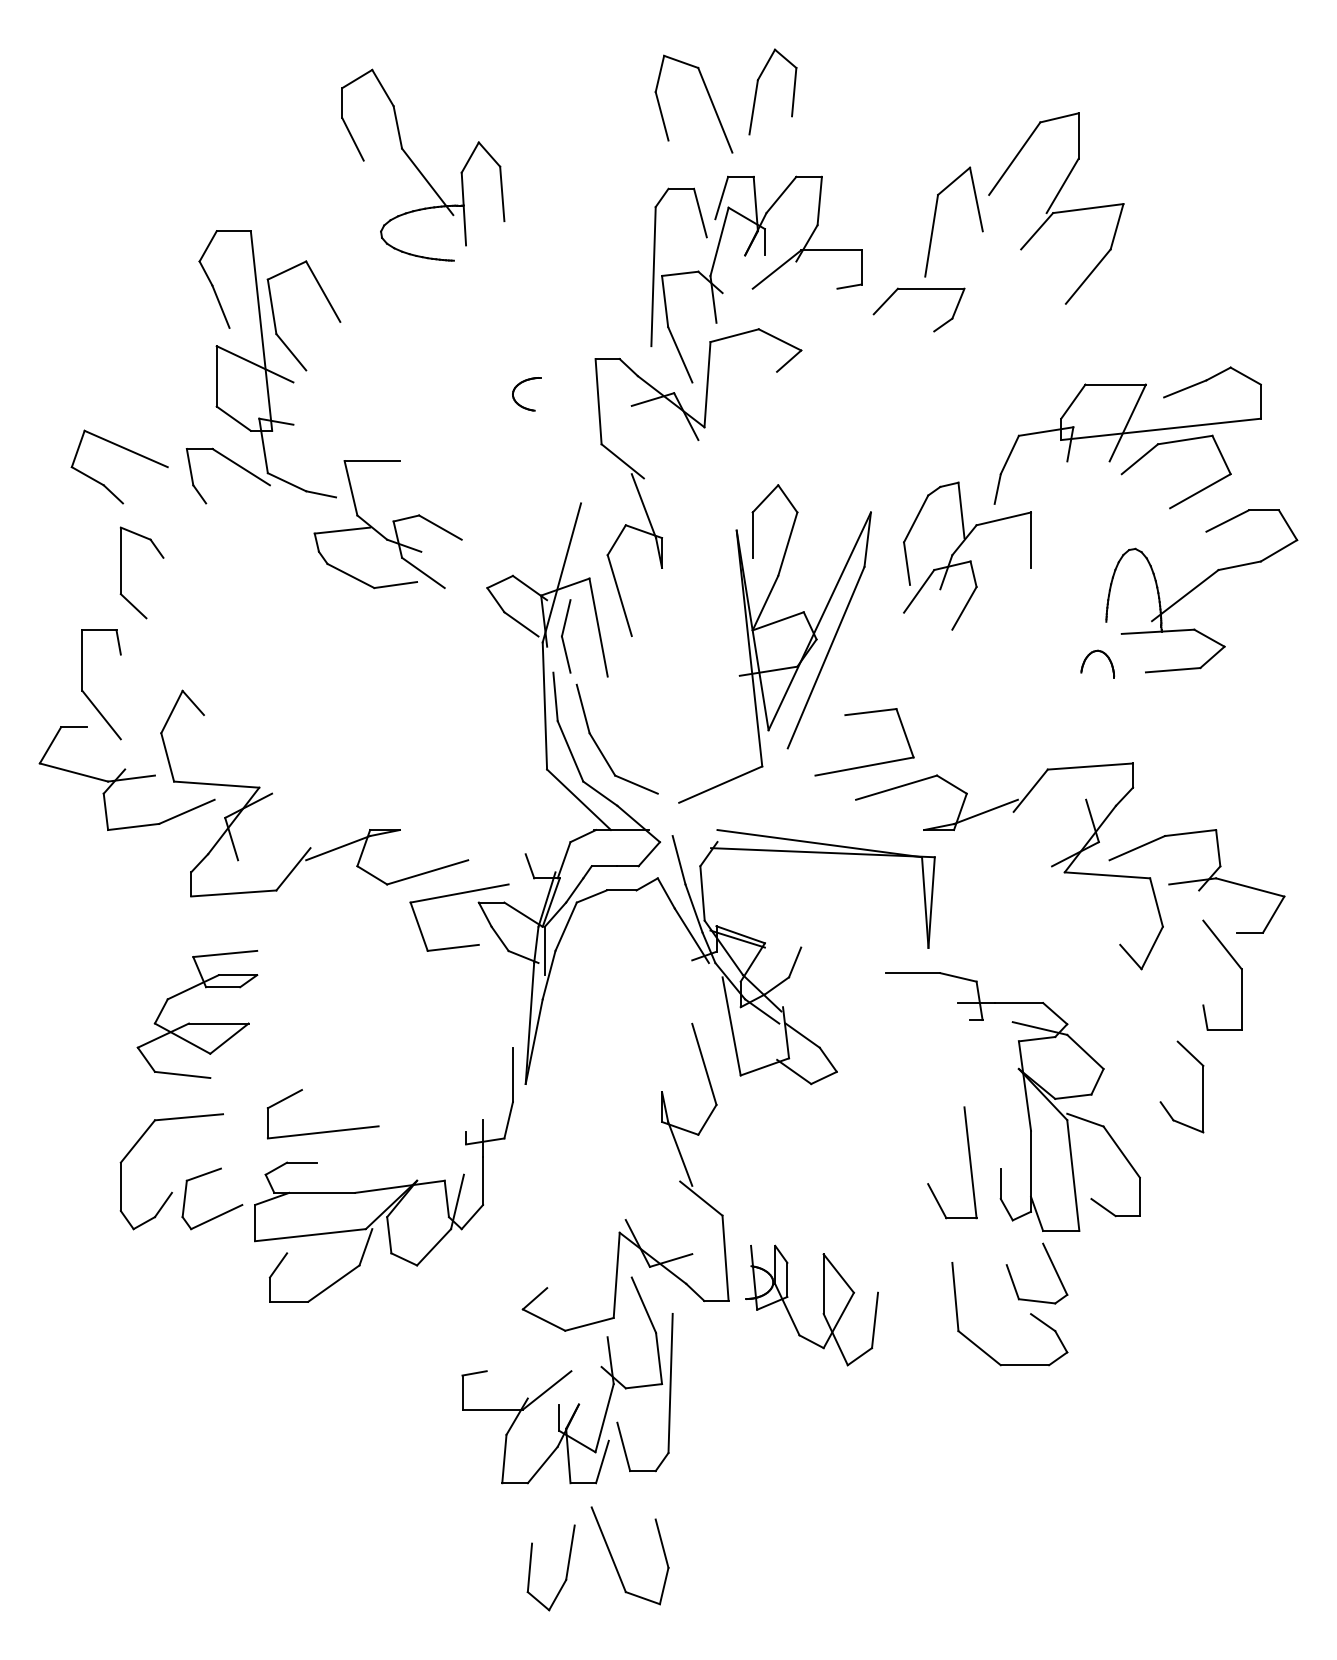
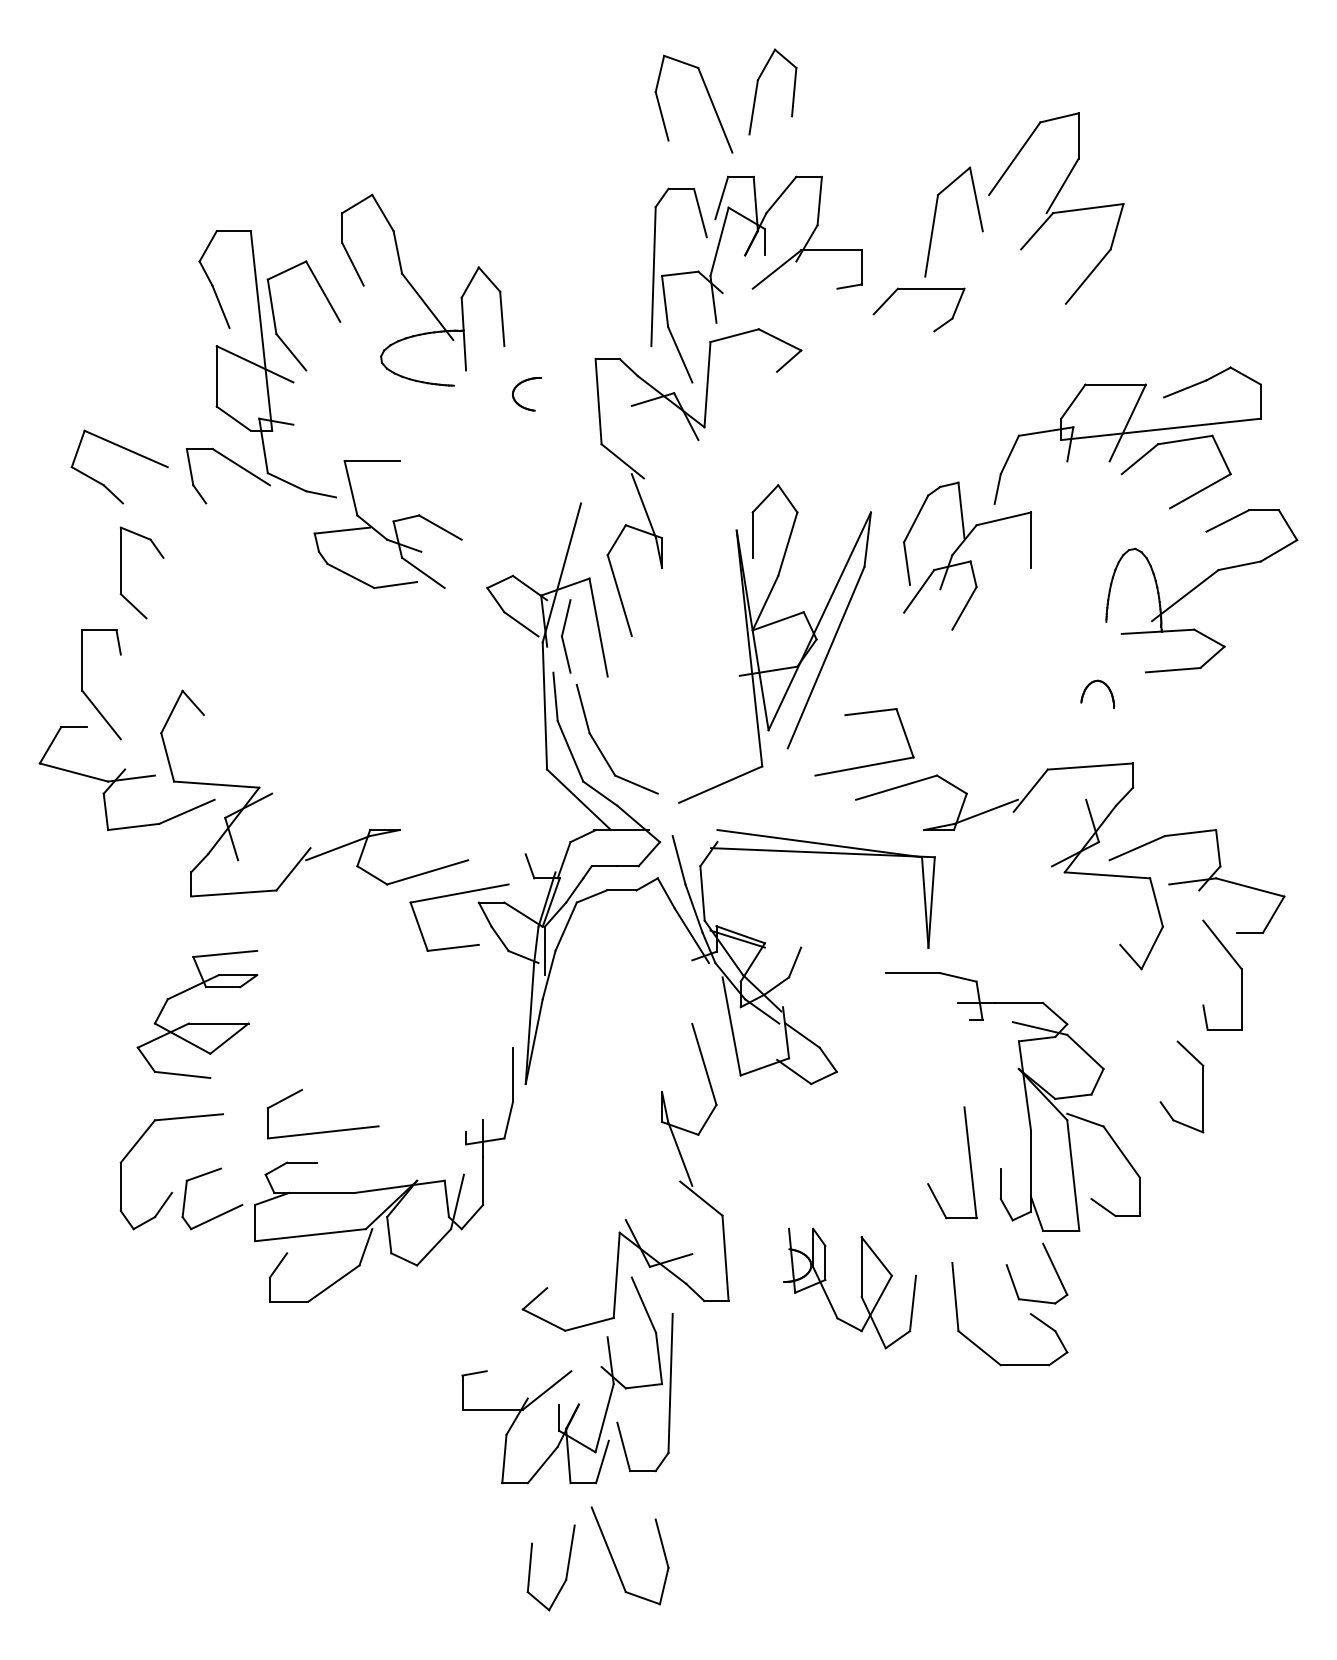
part position: (417, 166) -> (417, 291) (417, 291)
part position: (1091, 654) -> (1091, 684) (1091, 684)
part position: (823, 1305) -> (861, 1288) (861, 1288)
